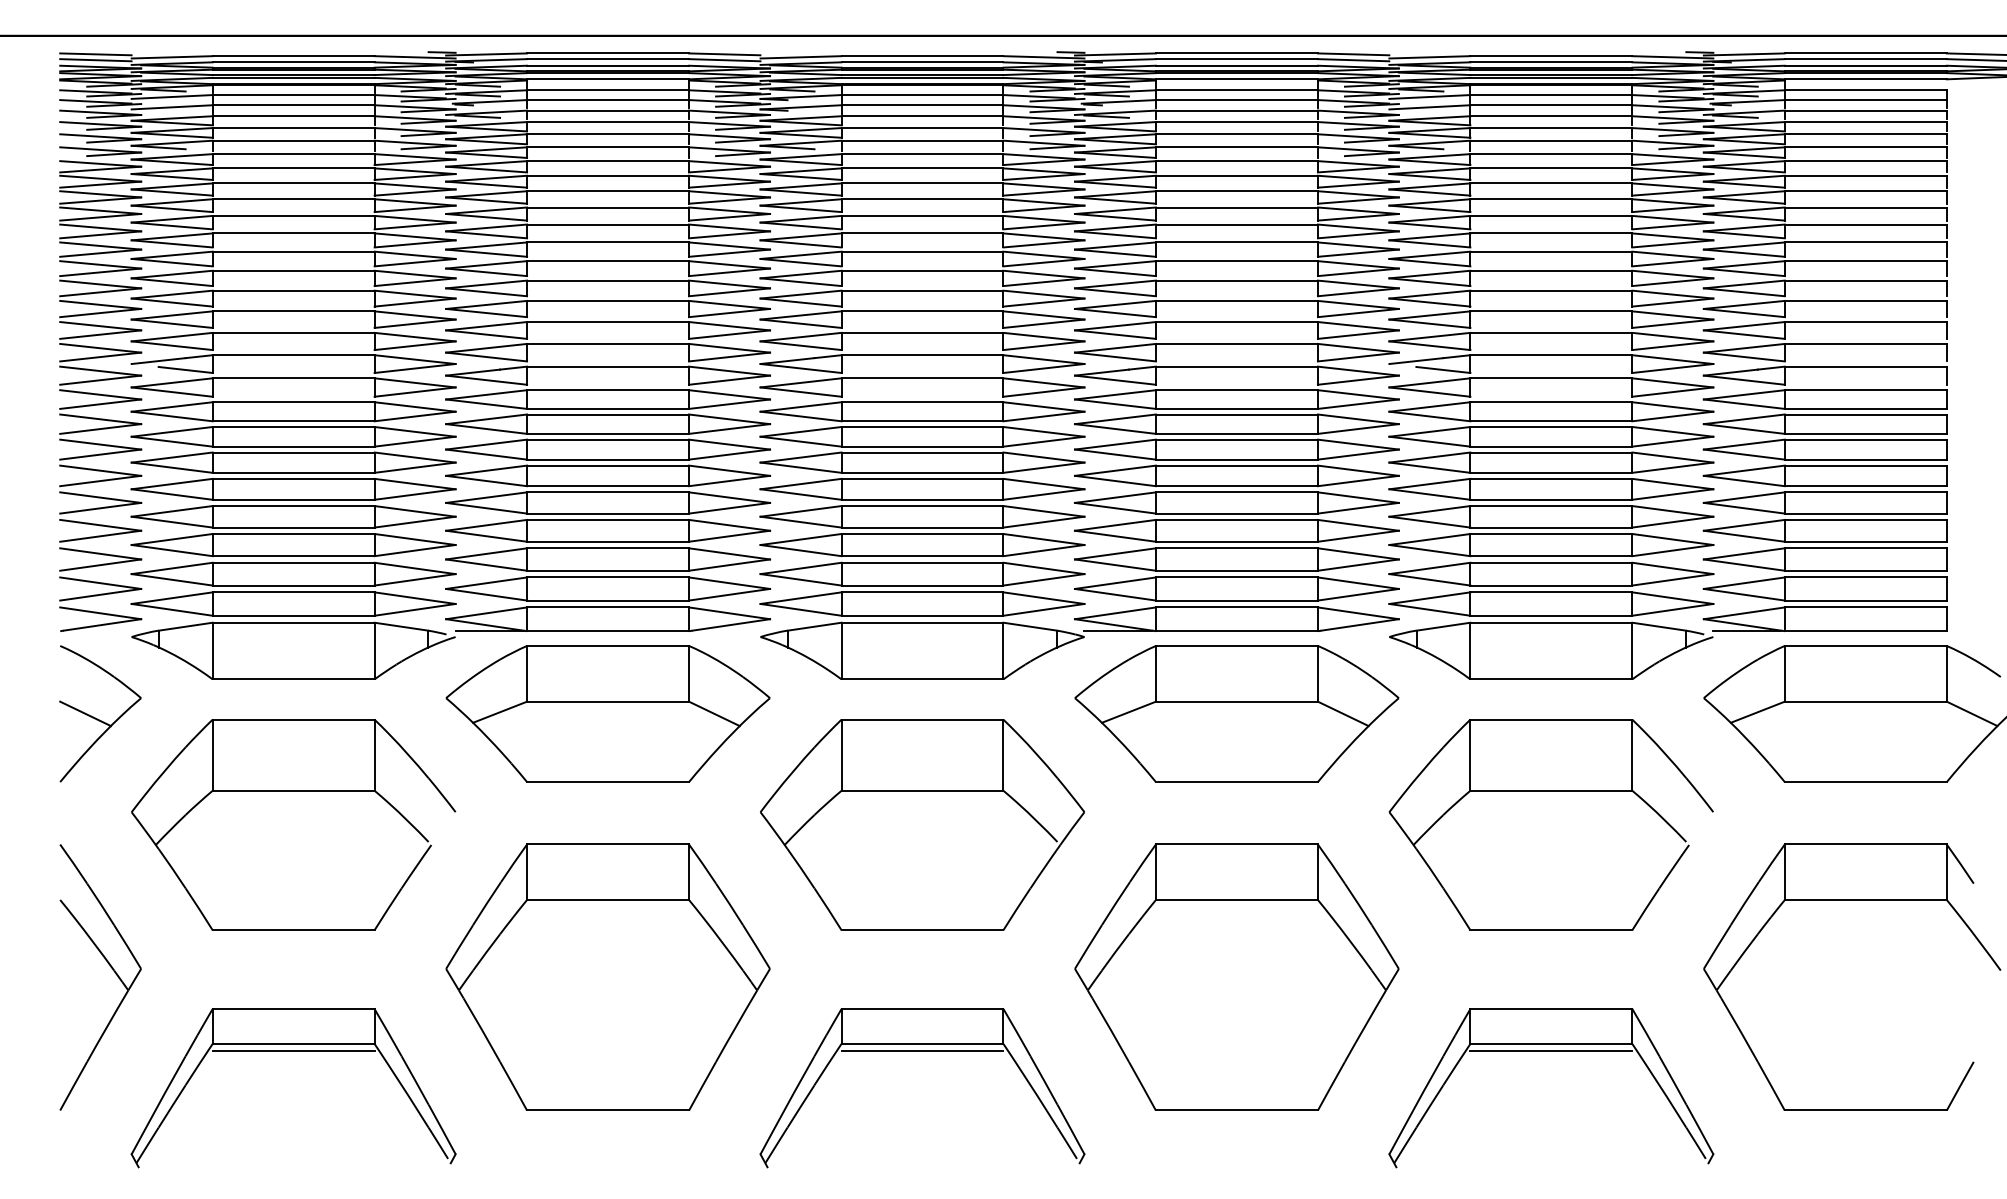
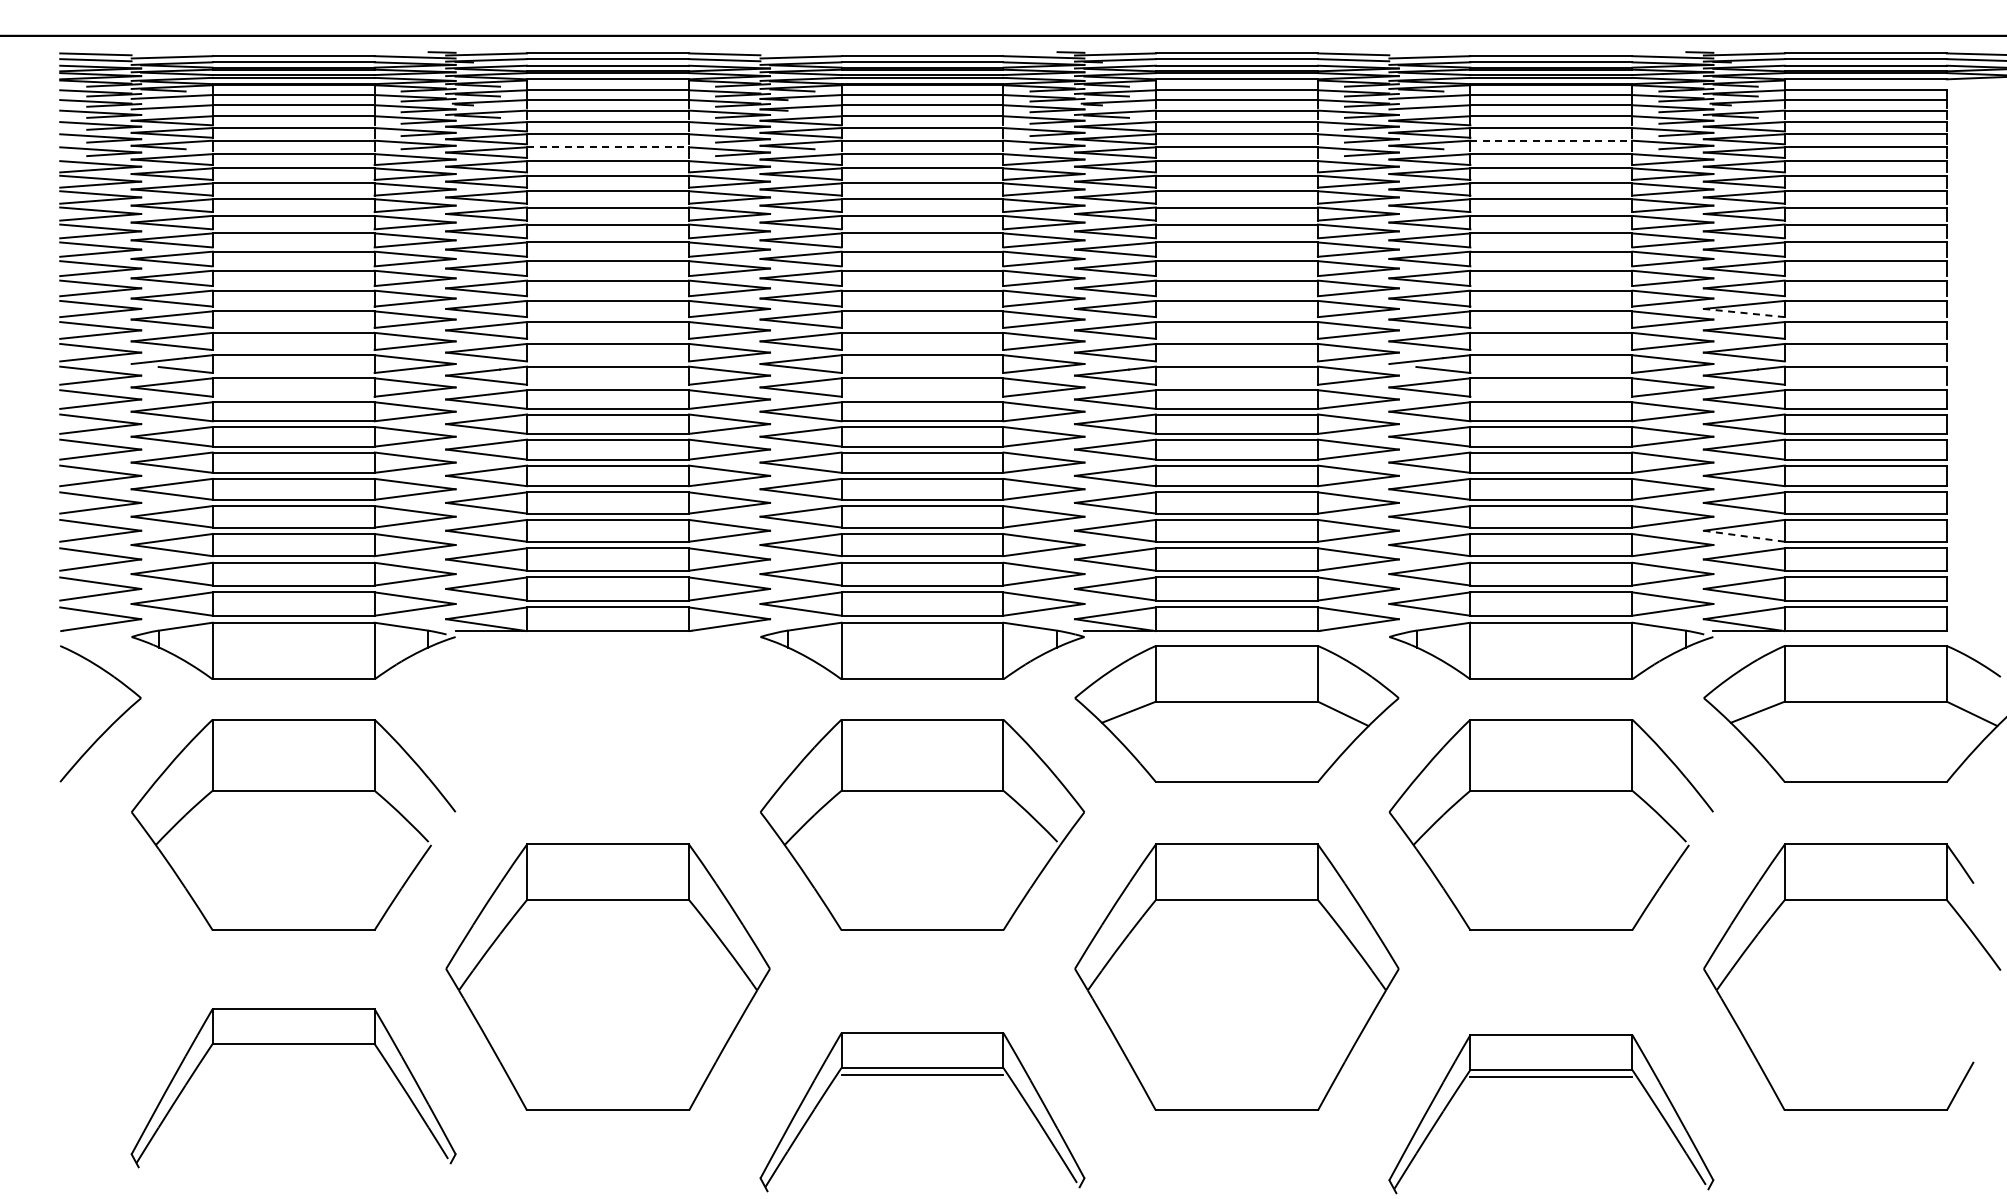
line: solid -> dashed (1551, 140)
line: solid -> dashed (608, 147)
line: solid -> dashed (1744, 313)
line: solid -> dashed (1744, 536)
line: present -> none (85, 713)
part: present -> none (607, 713)
part: present -> none (112, 970)
line: present -> none (293, 1051)
part position: (922, 1051) -> (922, 1075) (922, 1075)
part position: (1551, 1051) -> (1551, 1077) (1551, 1077)
